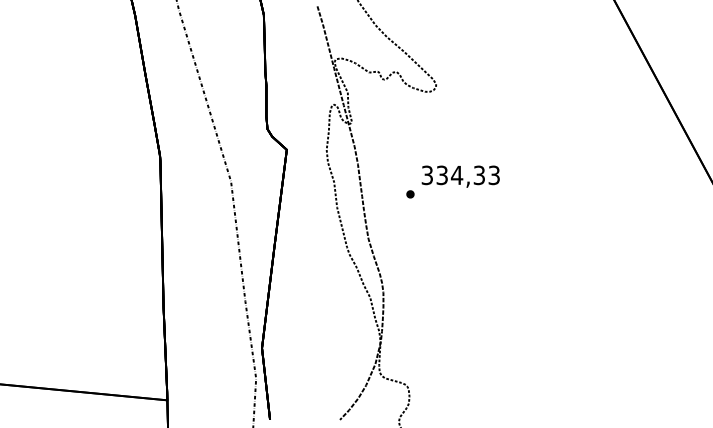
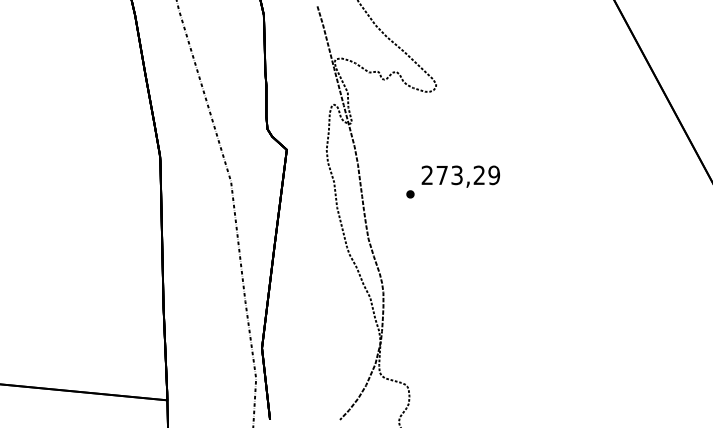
text: 334,33 -> 273,29 (460, 175)
